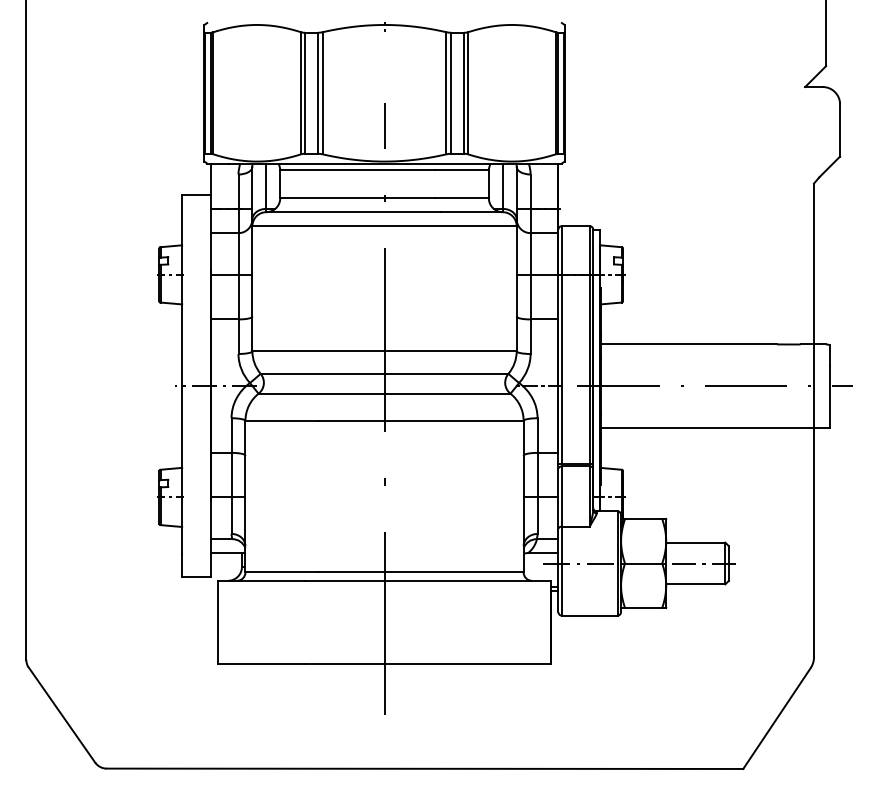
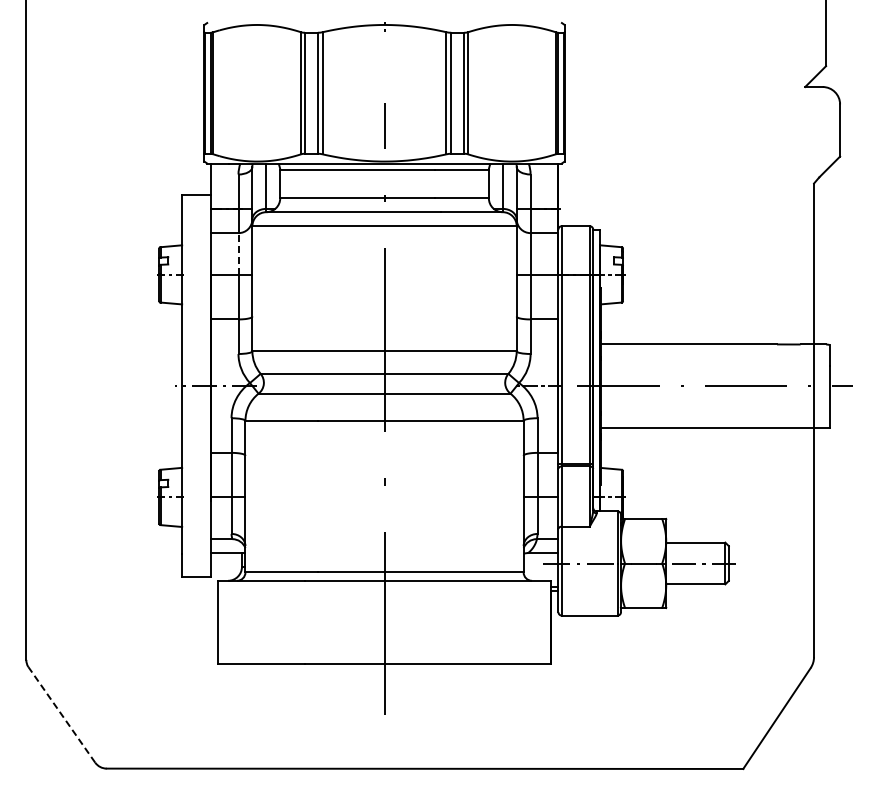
line: solid -> dashed (238, 254)
line: solid -> dashed (61, 714)
